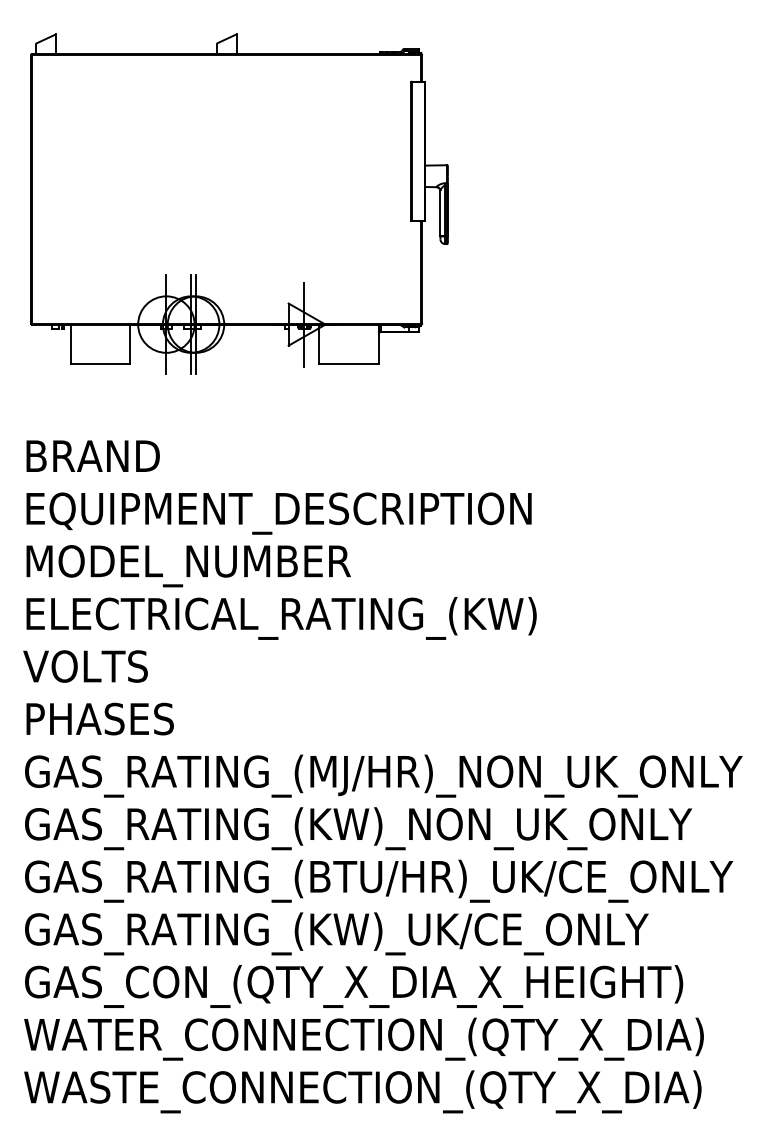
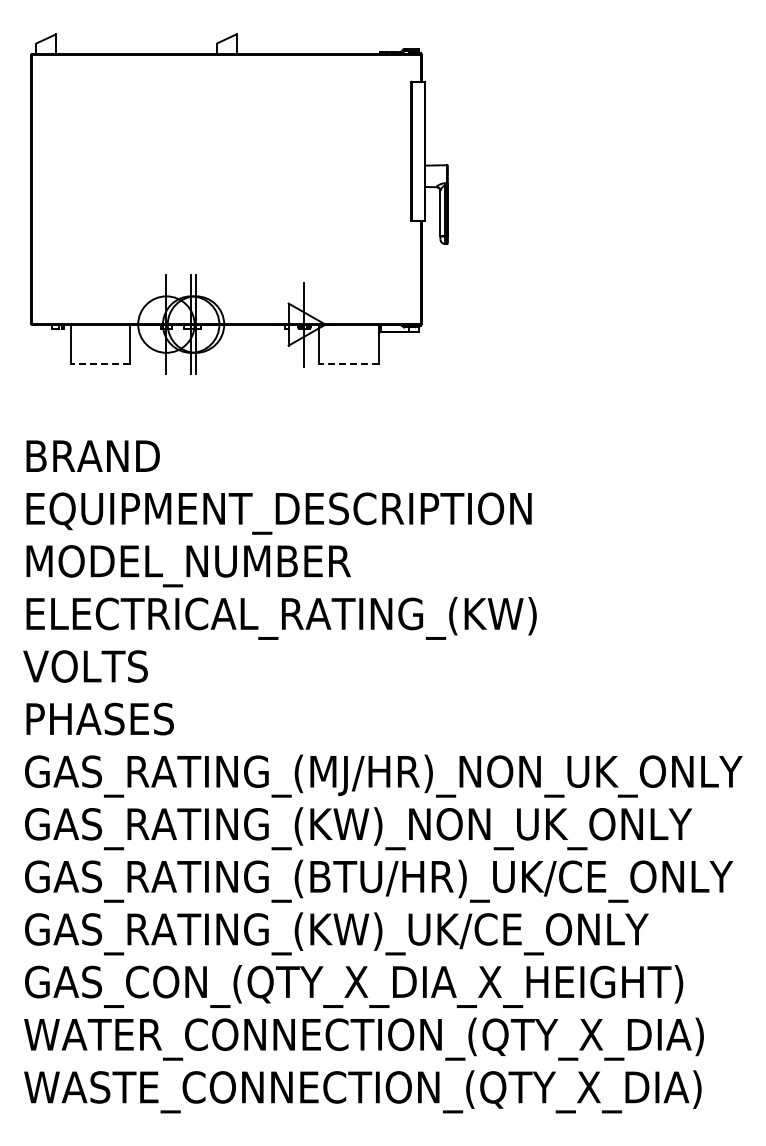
line: solid -> dashed (100, 364)
line: solid -> dashed (348, 364)
